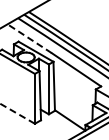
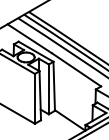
line: dashed -> solid (29, 38)
line: dashed -> solid (17, 113)
